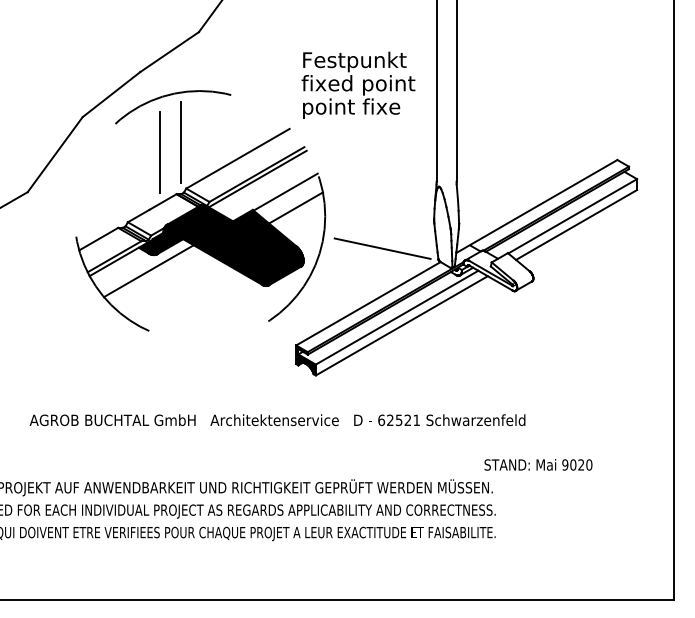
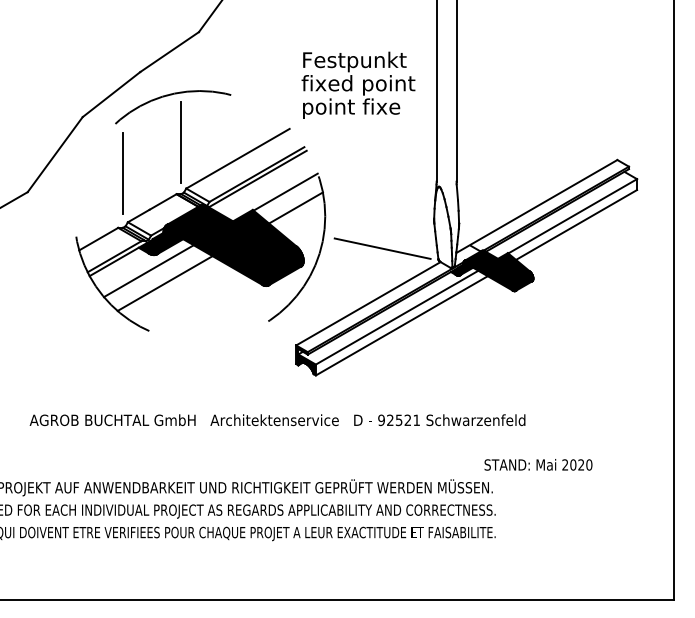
line position: (159, 152) -> (122, 173) (122, 173)
fill: none -> present (491, 270)
line: none -> present (164, 283)
text: 62521 -> 92521 (381, 420)
text: 9020 -> 2020 (565, 464)
